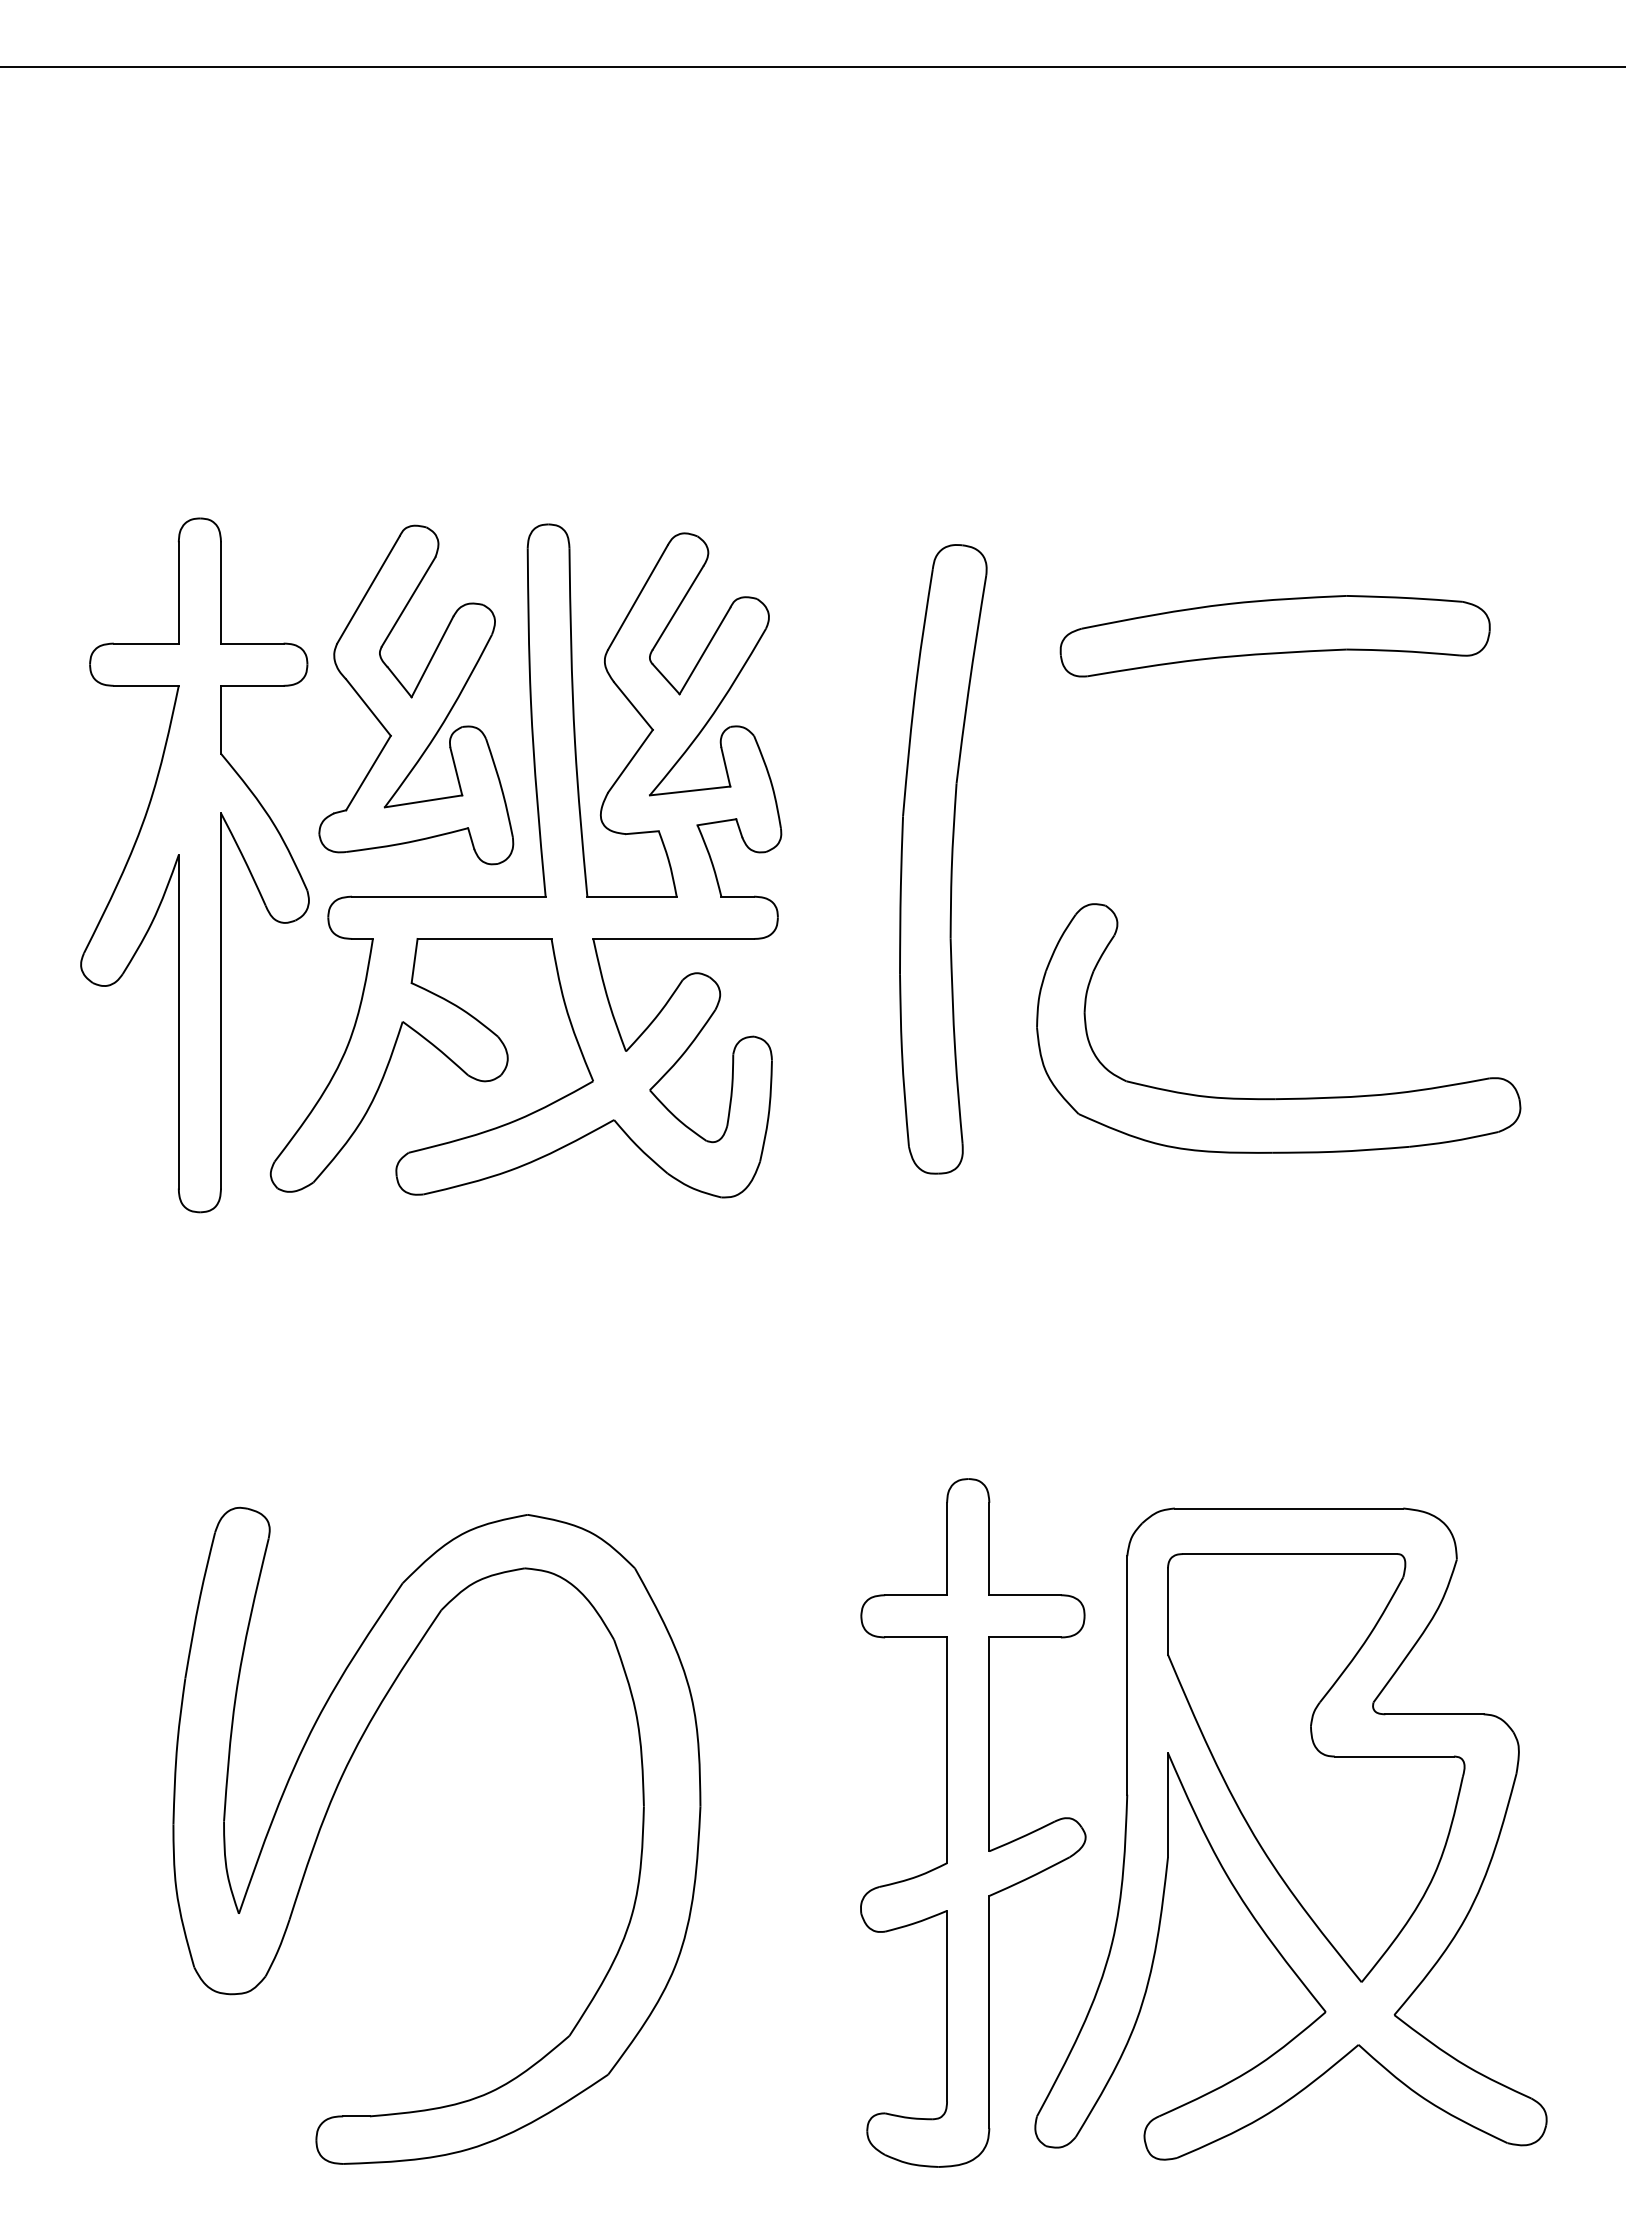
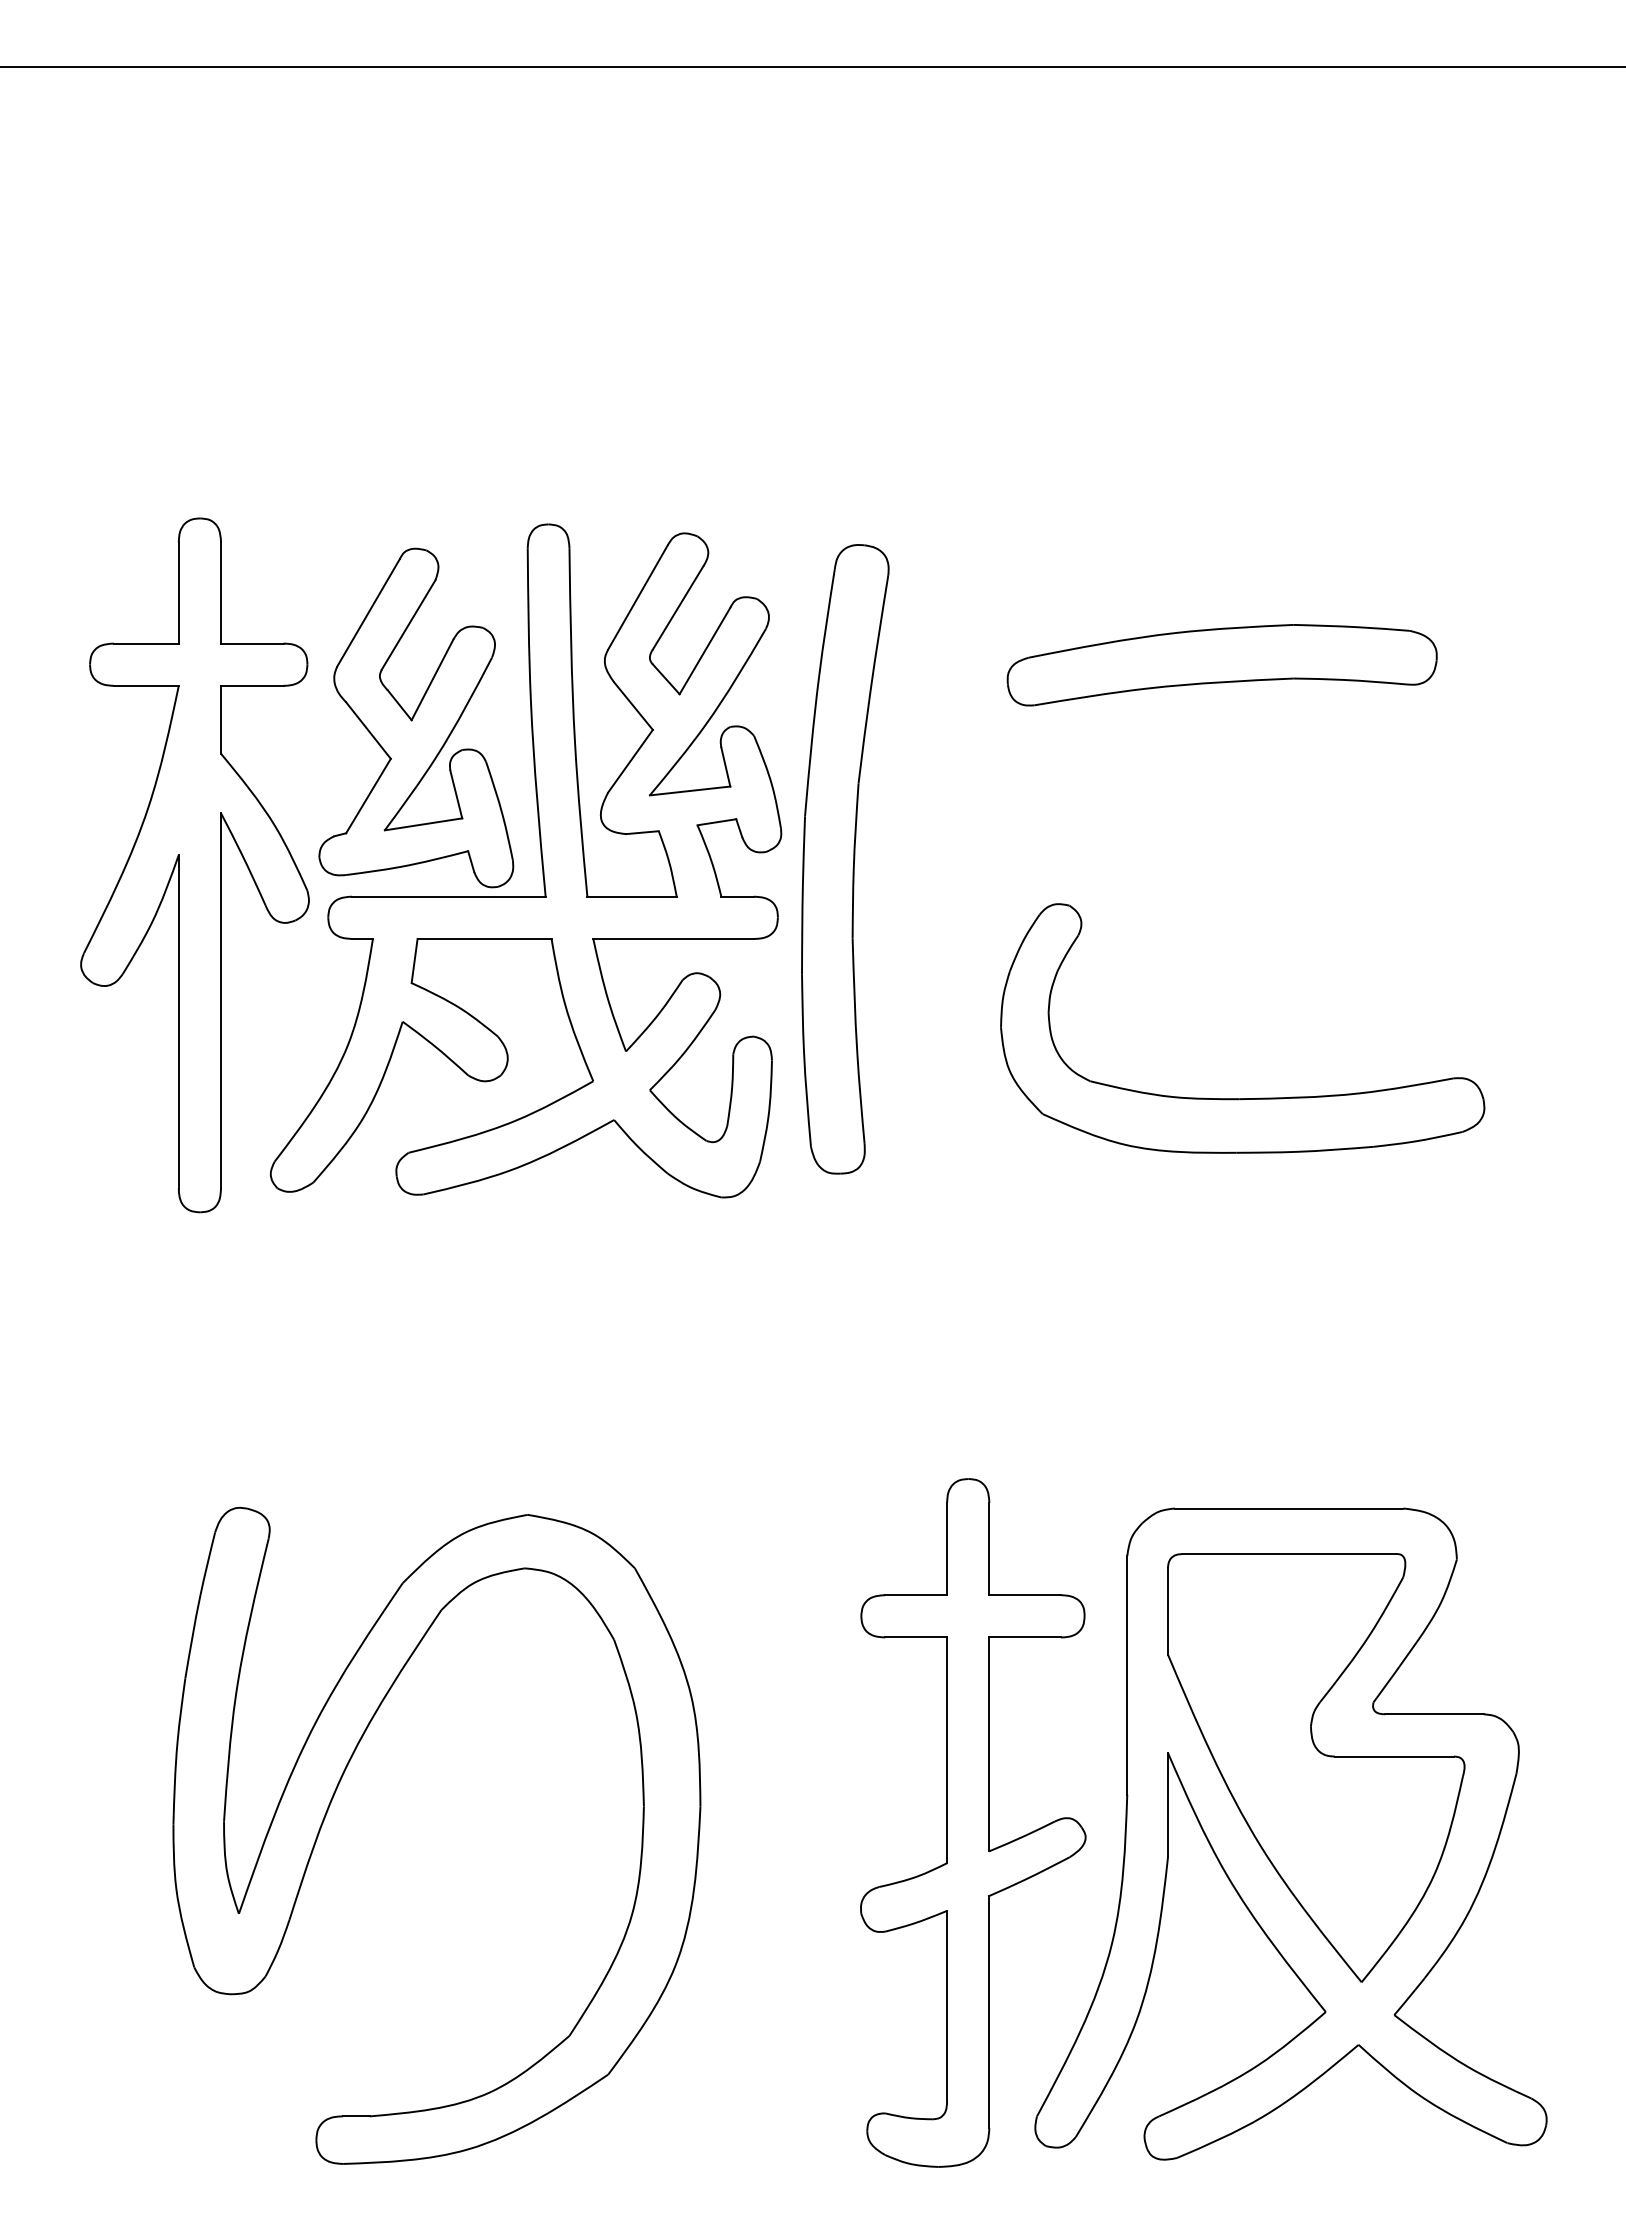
part position: (1274, 636) -> (1221, 665) (1221, 665)
part position: (416, 694) -> (416, 717) (416, 717)
part position: (943, 859) -> (845, 859) (845, 859)
part position: (1278, 1098) -> (1242, 1098) (1242, 1098)
